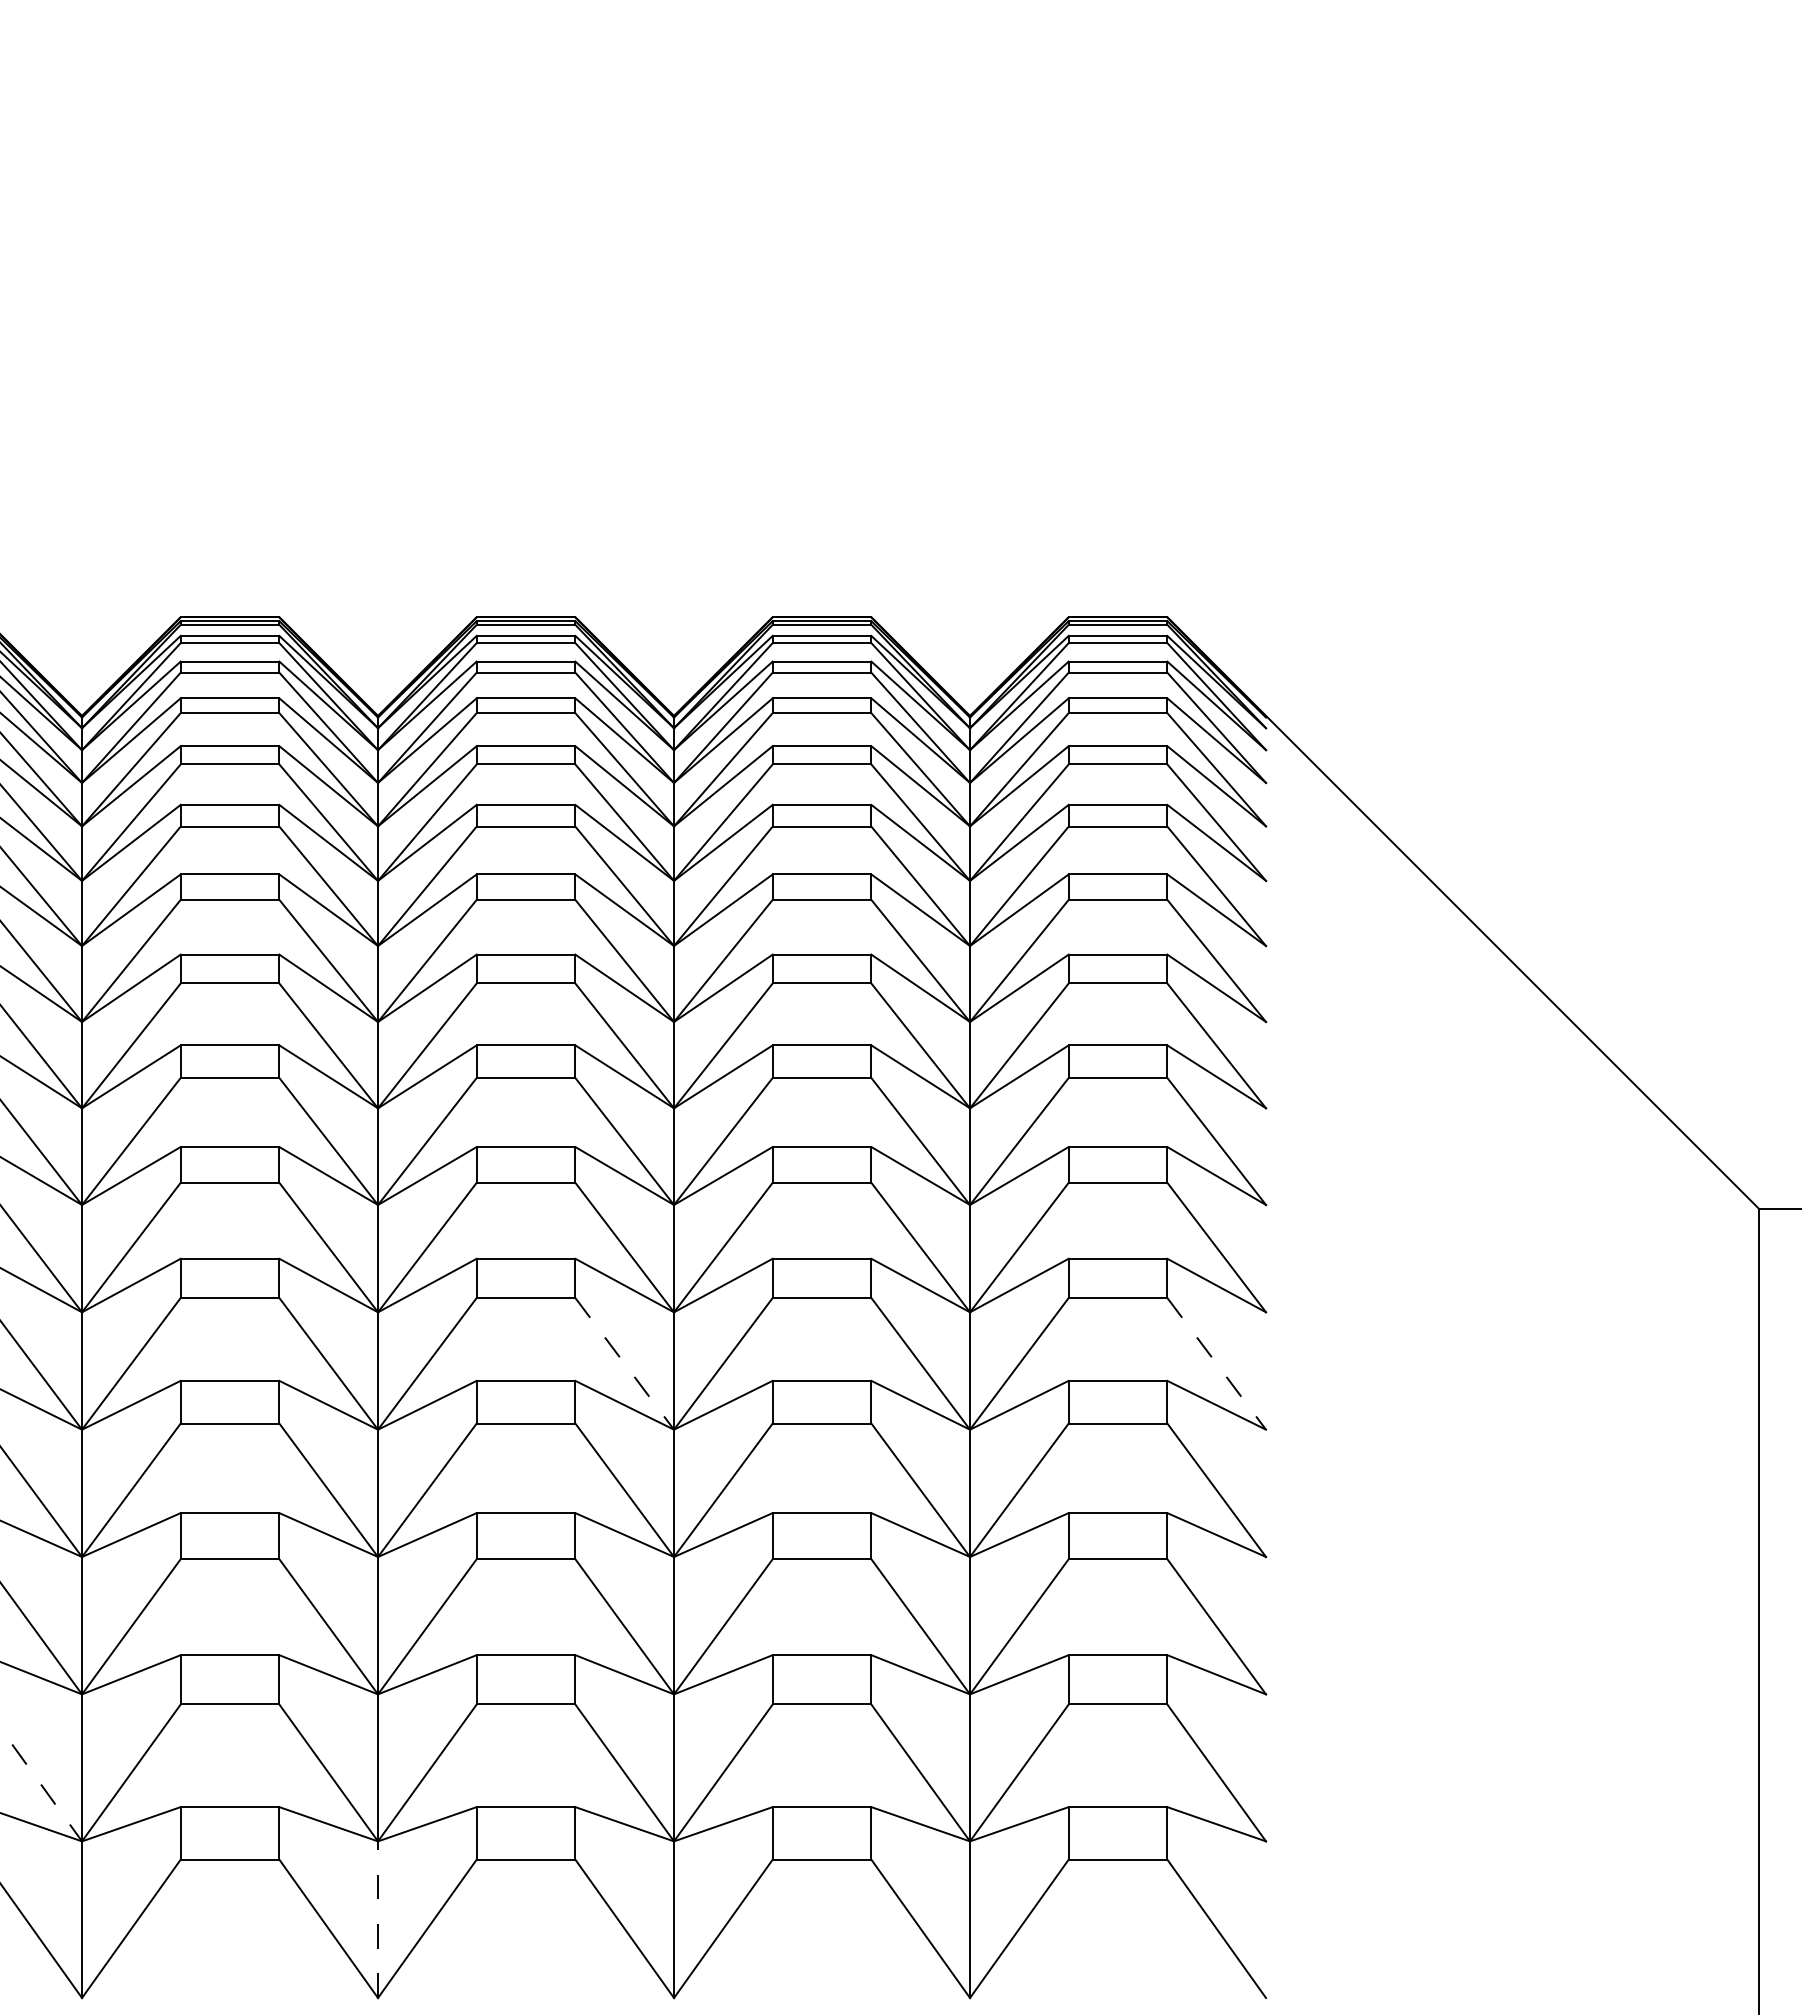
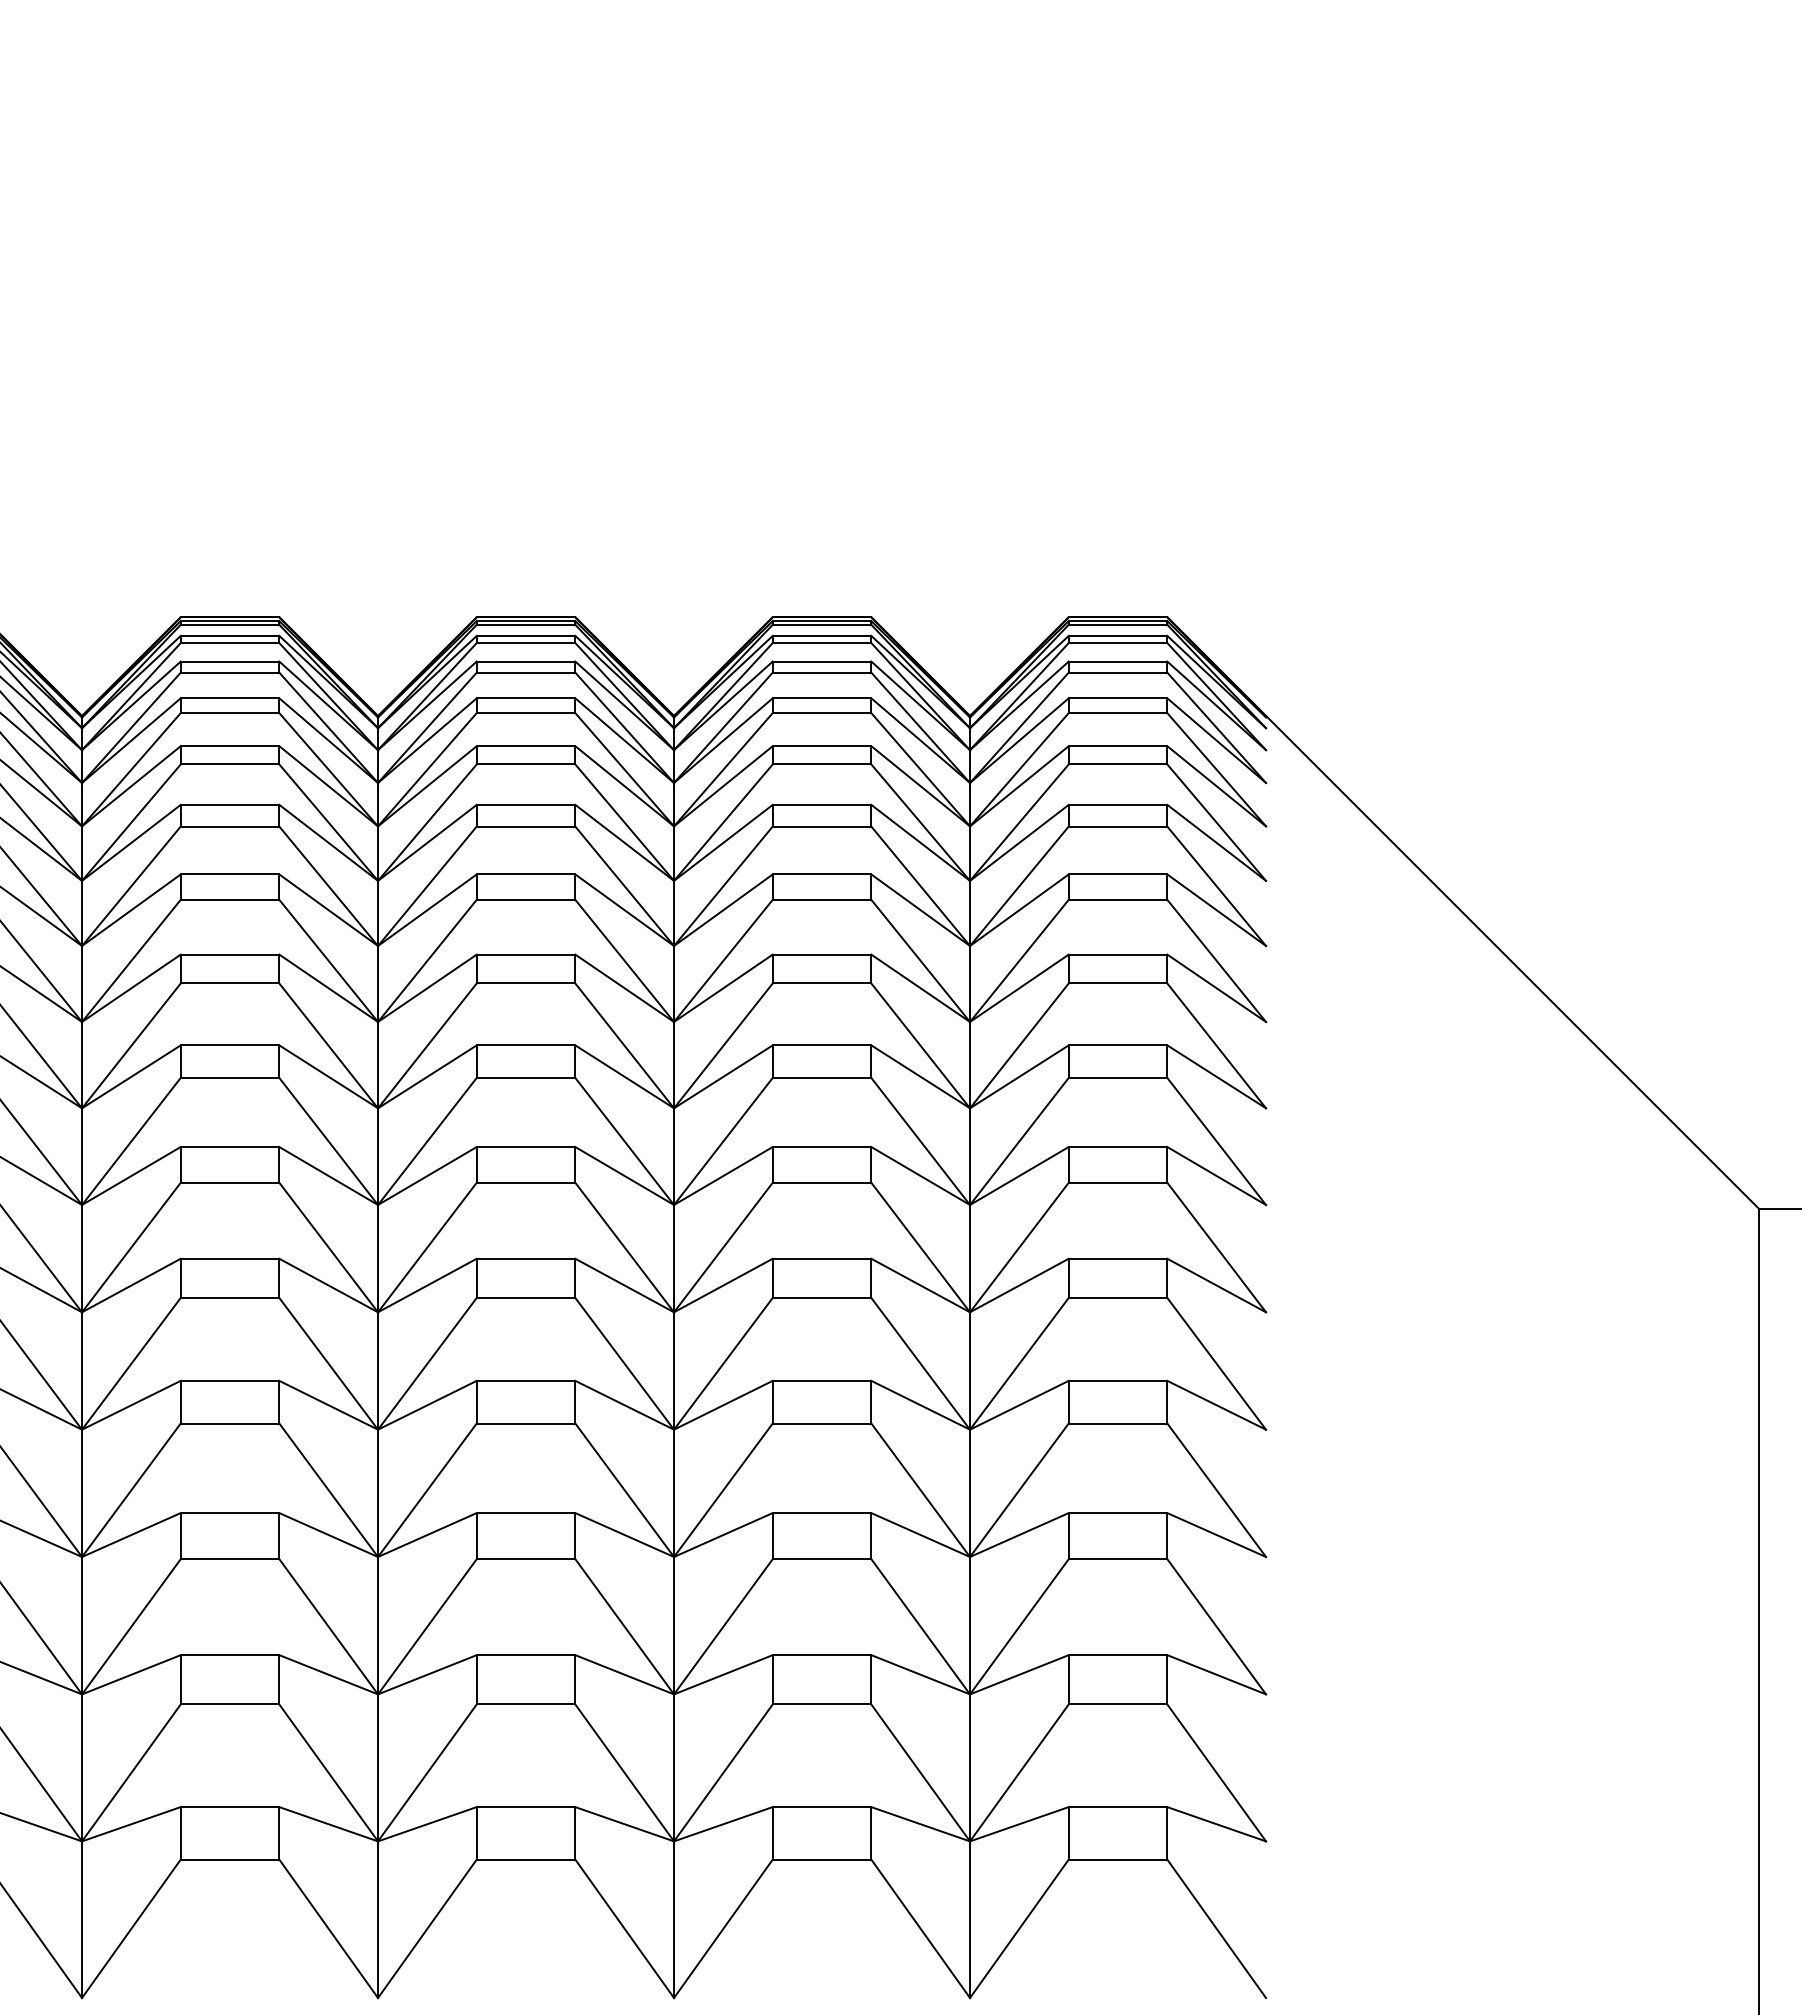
line: dashed -> solid (625, 1364)
line: dashed -> solid (1216, 1364)
line: dashed -> solid (41, 1784)
line: dashed -> solid (378, 1919)
